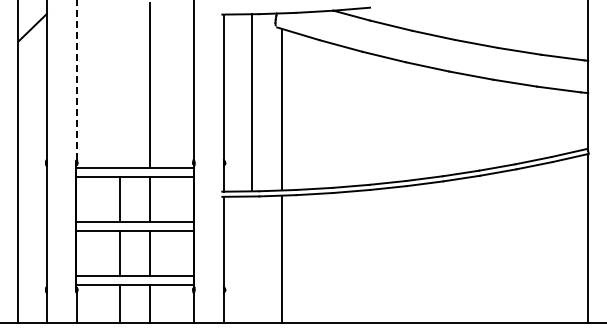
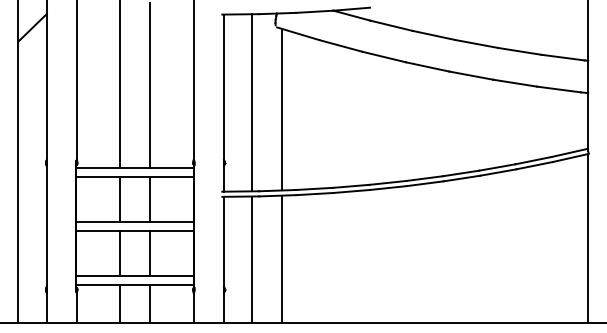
line: dashed -> solid (76, 80)
line: none -> present (120, 85)
line: none -> present (252, 259)
